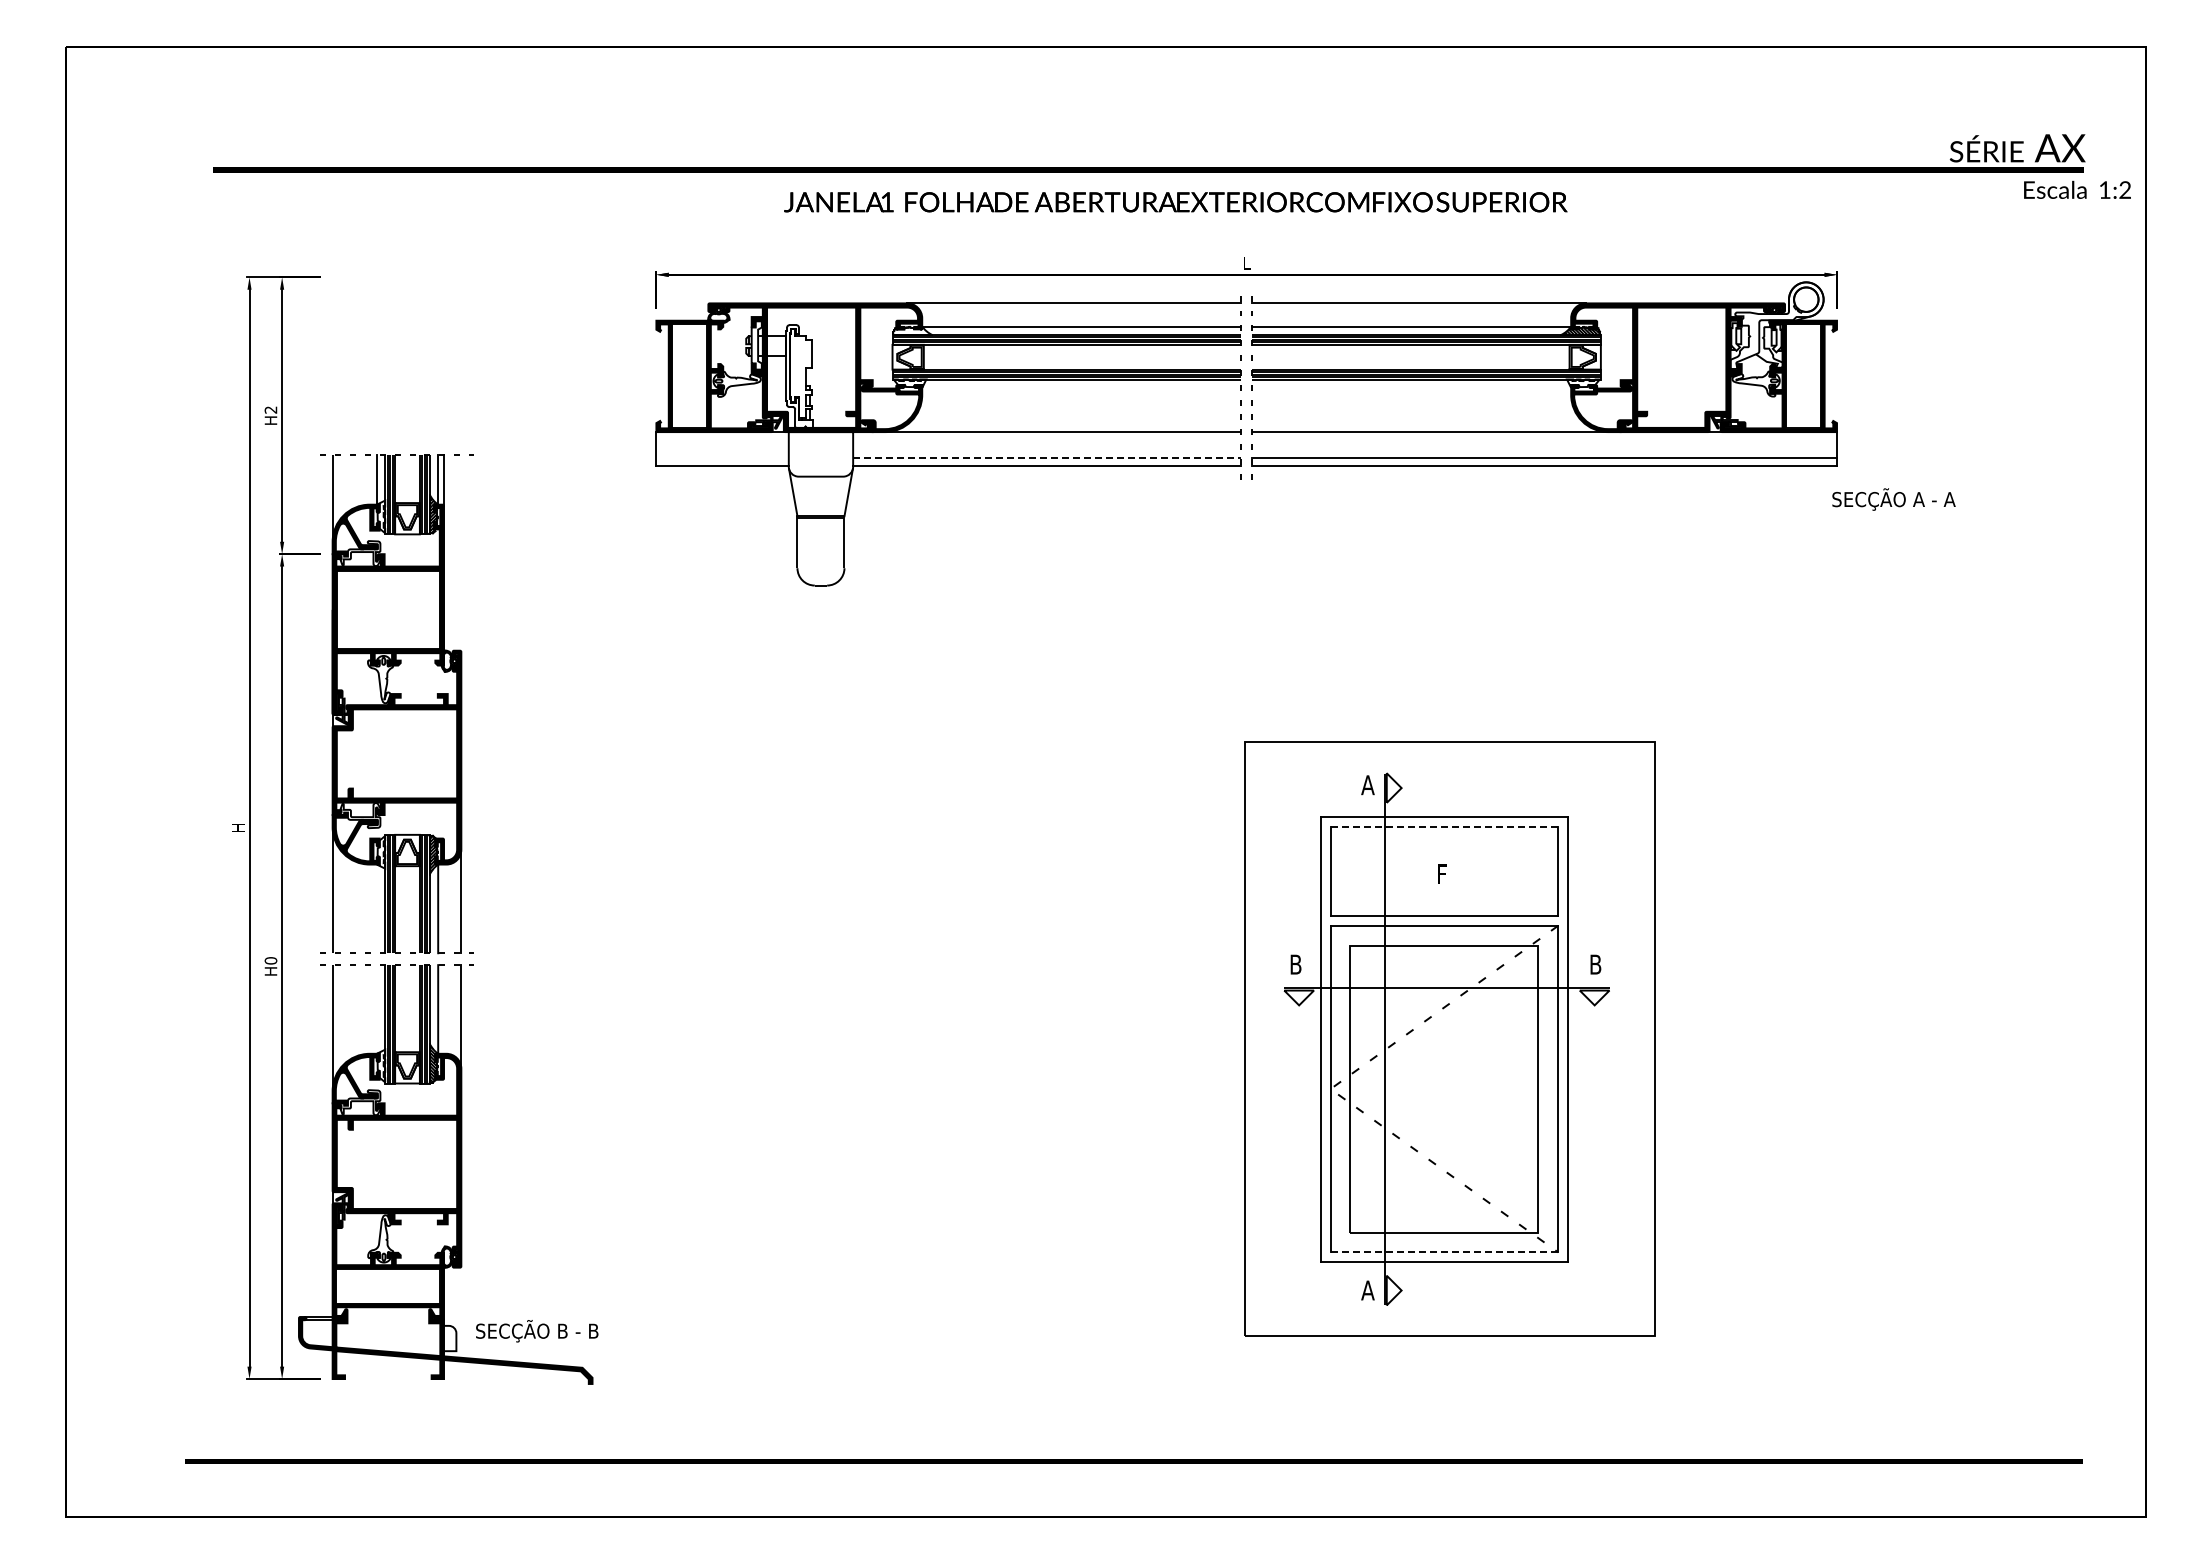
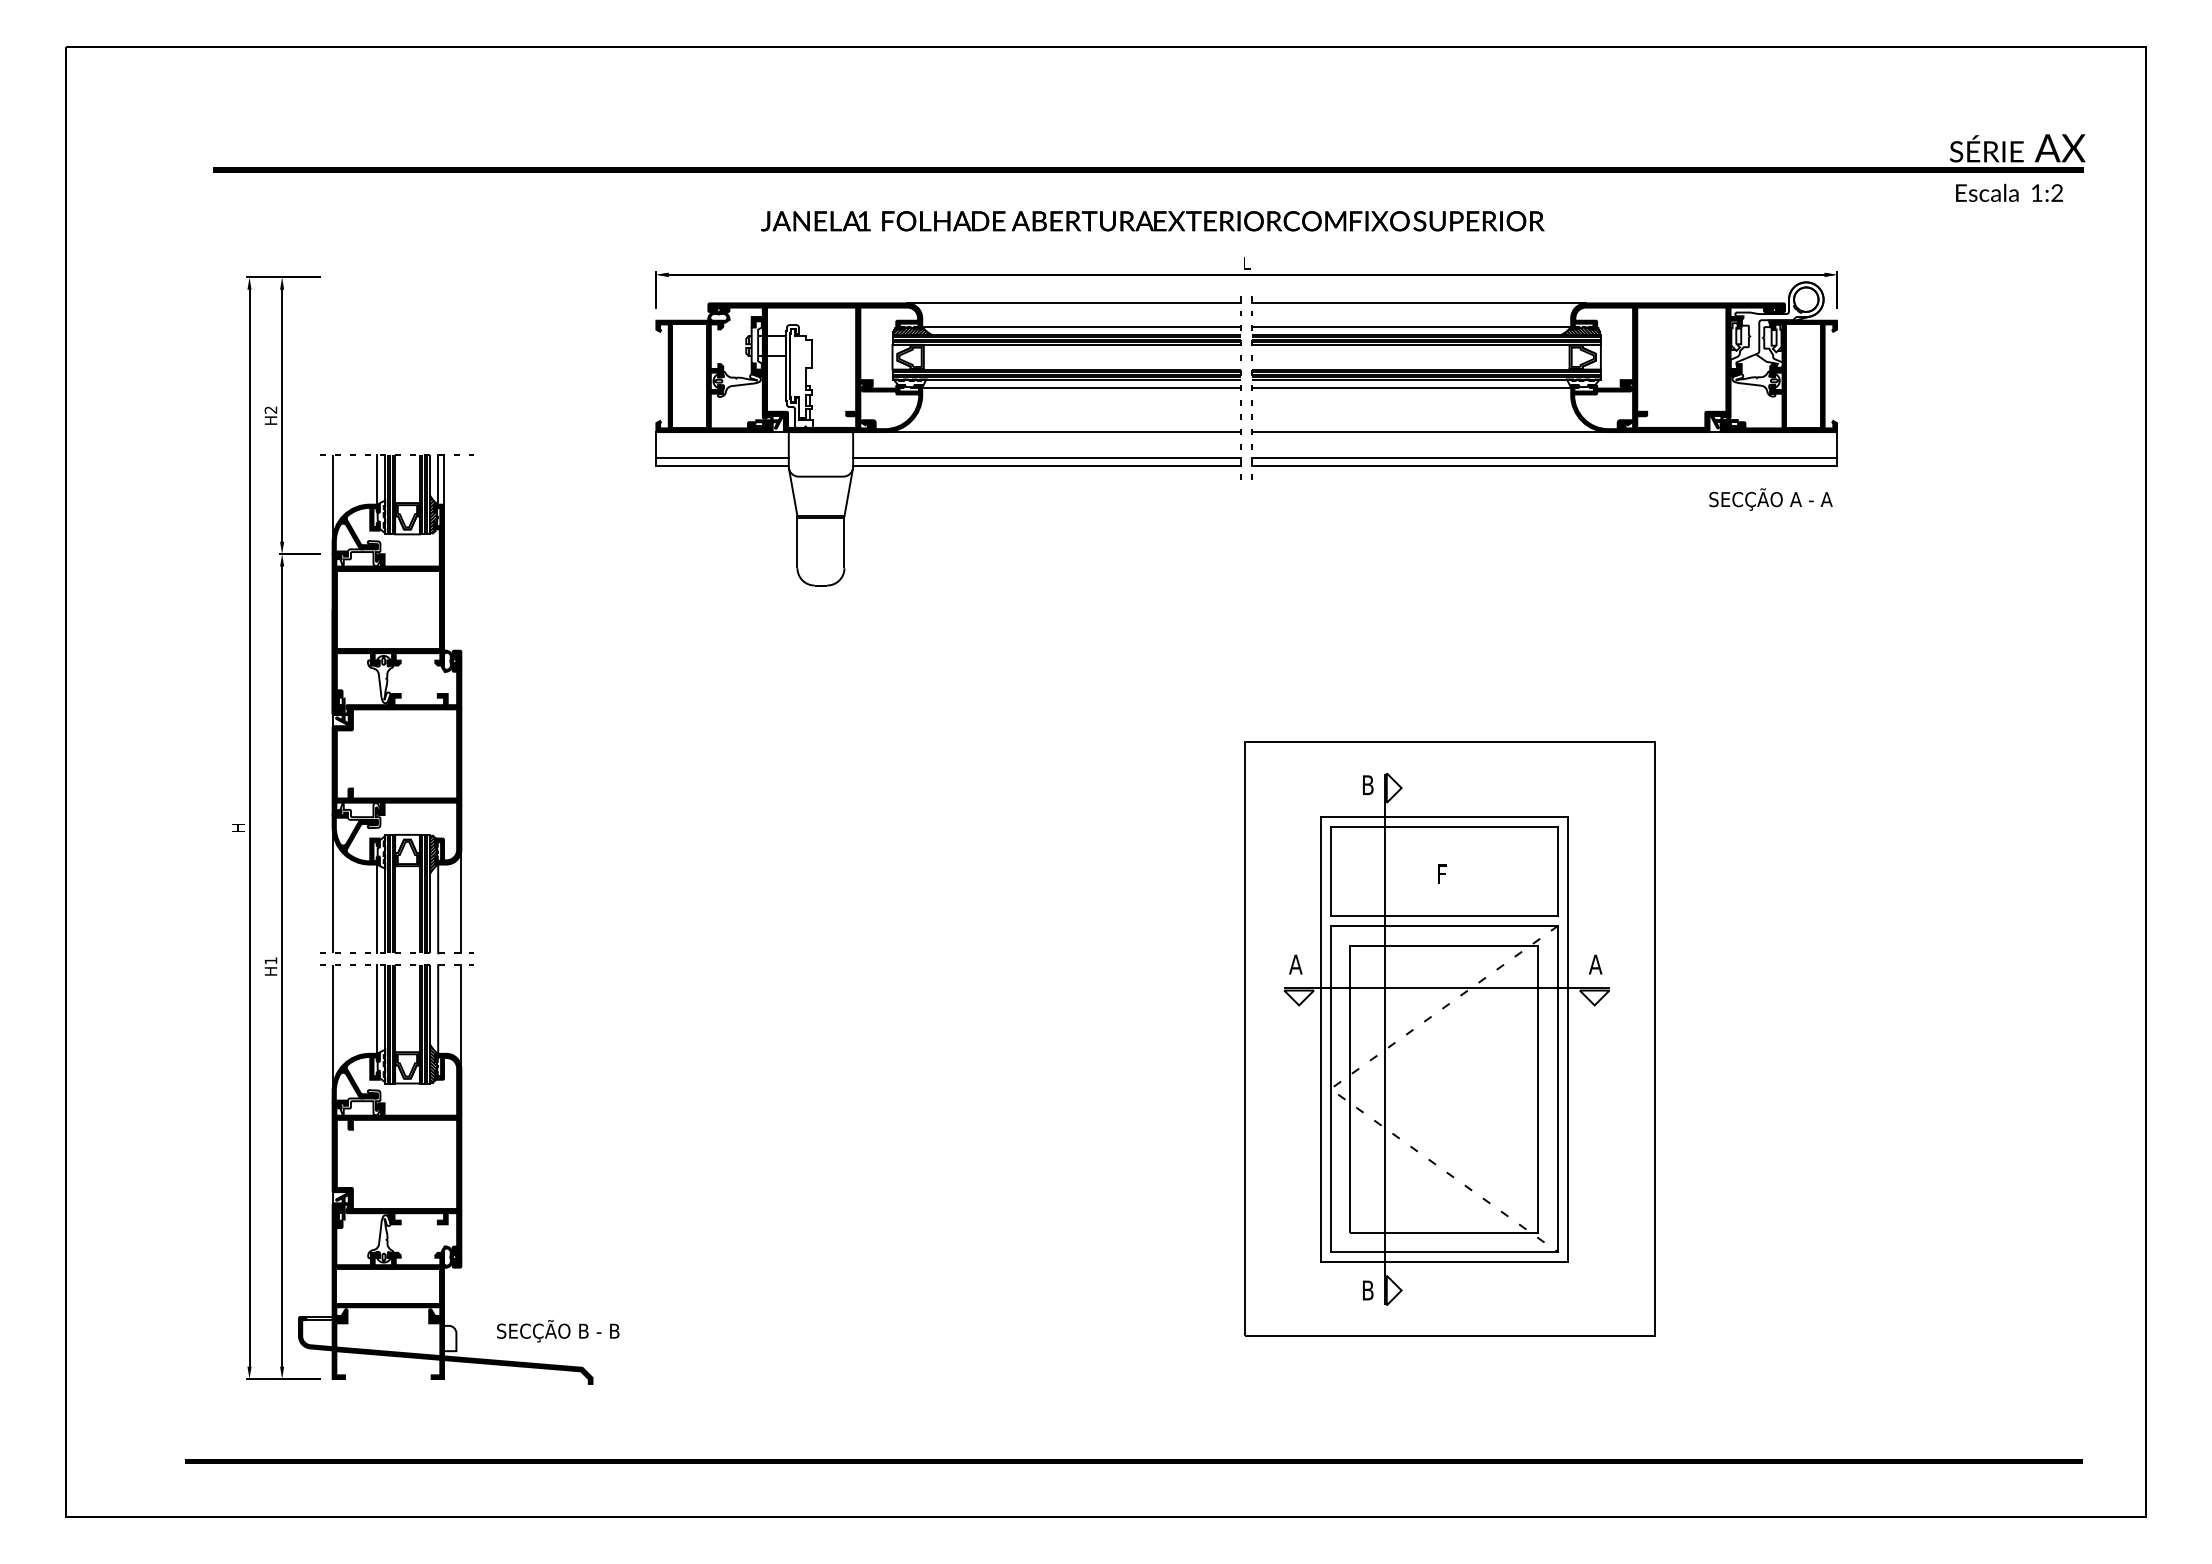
text position: (2077, 189) -> (2009, 192) (2009, 192)
text position: (1175, 202) -> (1152, 221) (1152, 221)
hatch: none -> present (911, 330)
line: none -> present (1076, 387)
line: none -> present (1411, 387)
line: none -> present (722, 458)
line: dashed -> solid (1047, 458)
text position: (1893, 499) -> (1770, 499) (1770, 499)
text: A -> B (1367, 785)
line: dashed -> solid (1444, 826)
line: none -> present (376, 908)
text: H0 -> H1 (270, 960)
text: B -> A (1295, 964)
text: B -> A (1595, 964)
line: none -> present (376, 1009)
line: dashed -> solid (1444, 1252)
text: A -> B (1367, 1290)
text position: (537, 1331) -> (558, 1331) (558, 1331)
